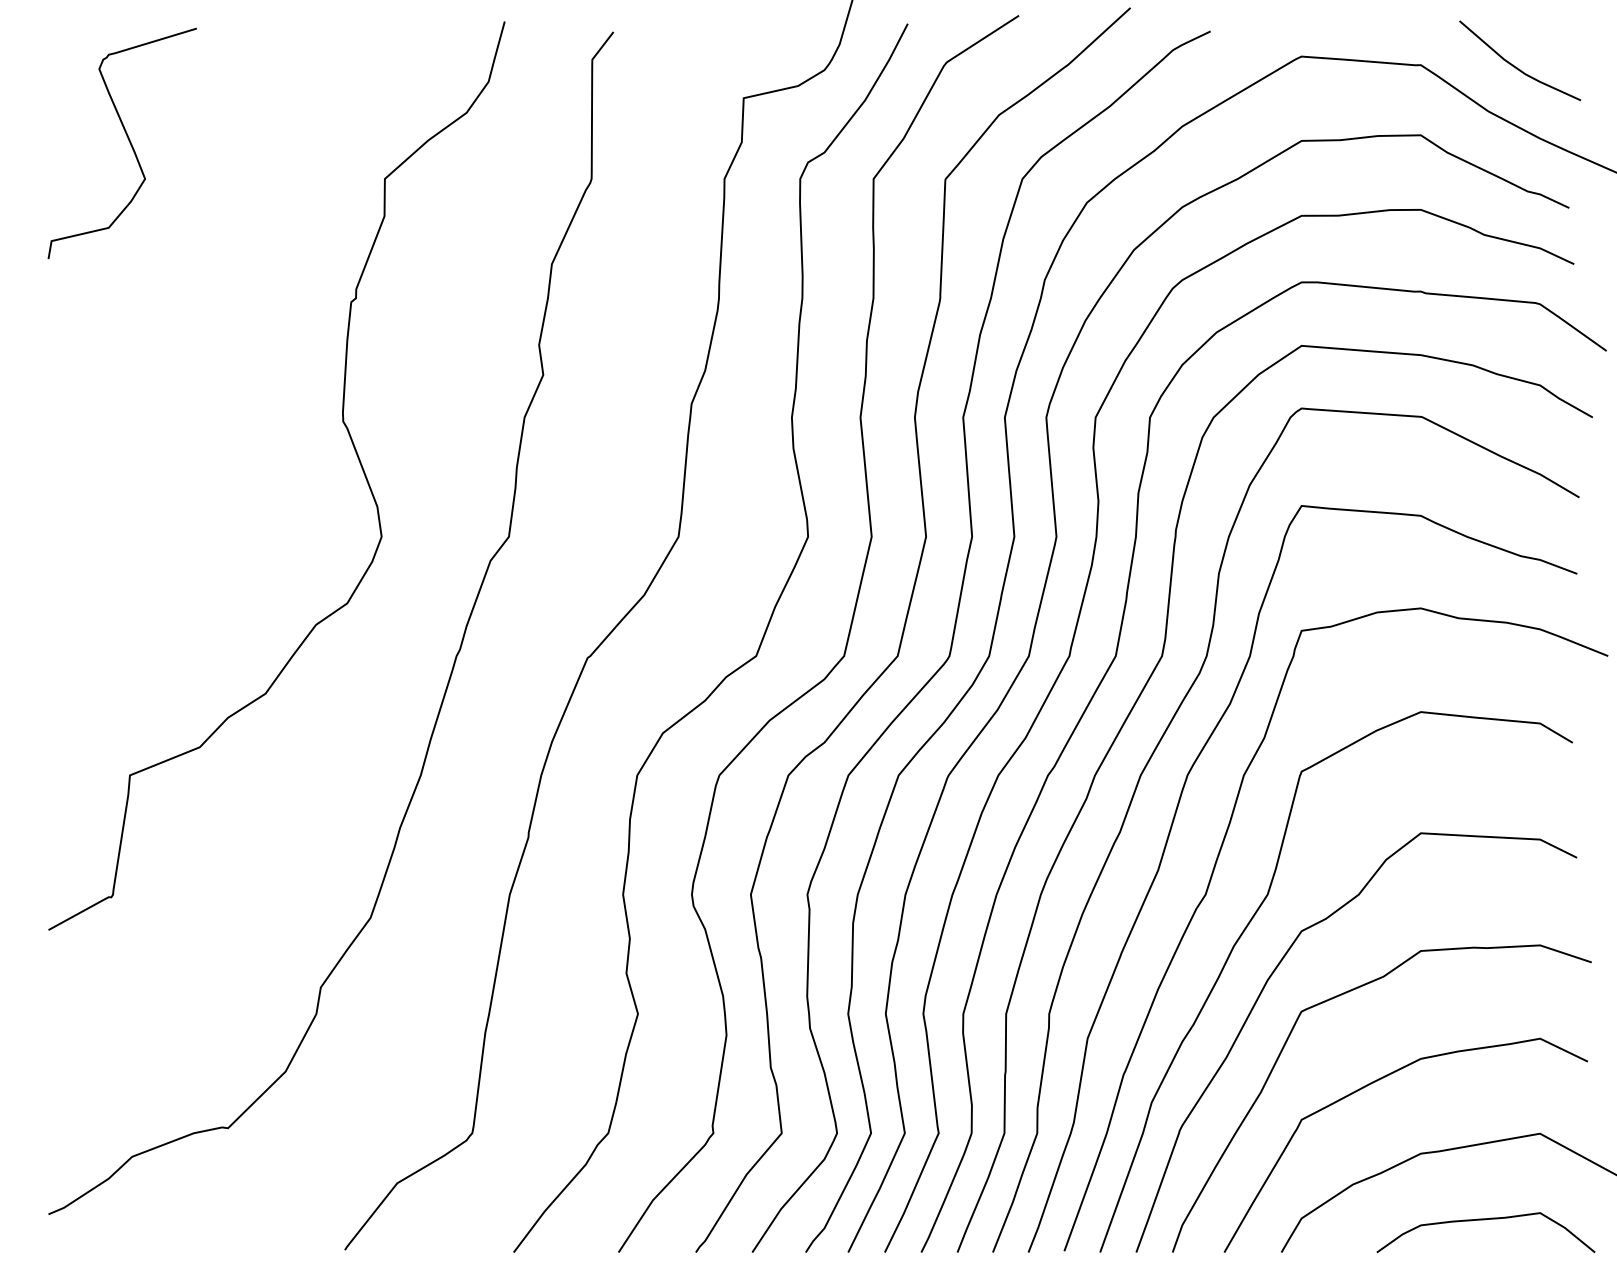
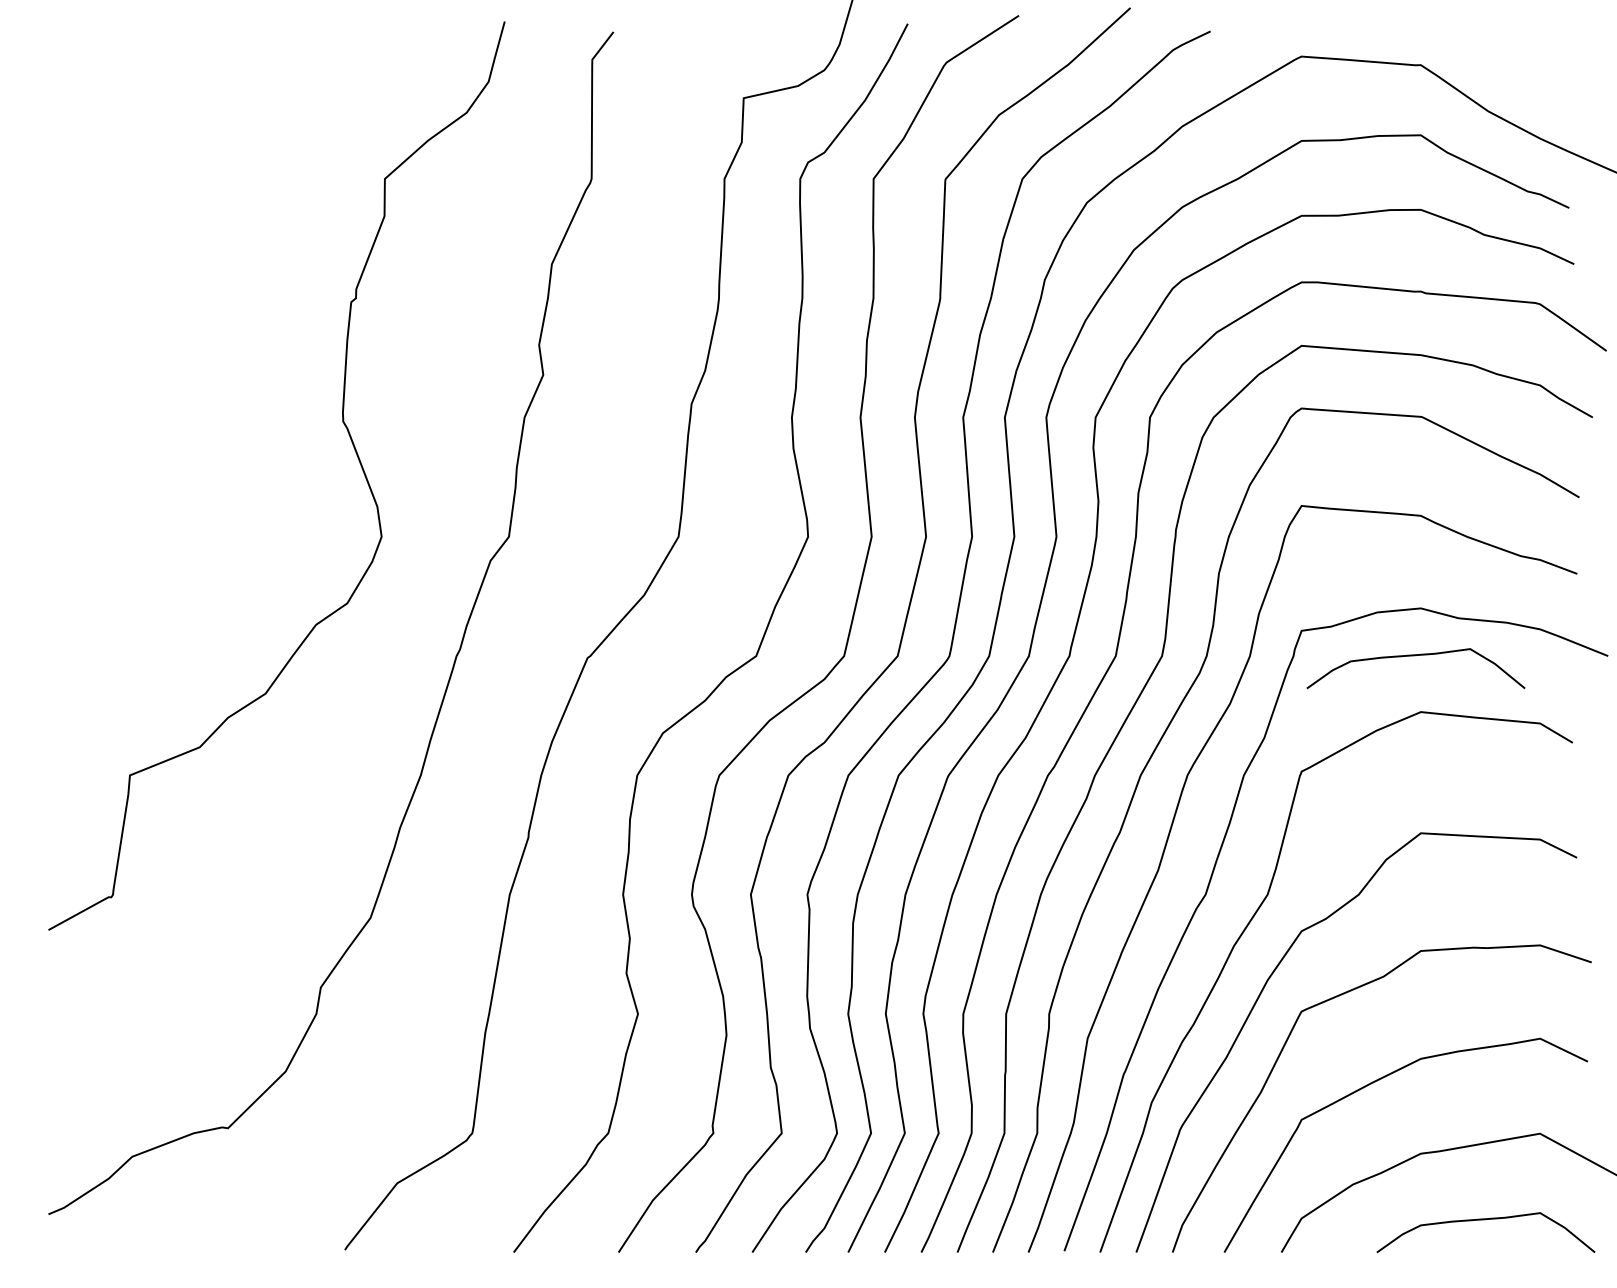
line: present -> none (1516, 66)
curve: present -> none (127, 138)
curve: none -> present (1415, 656)
